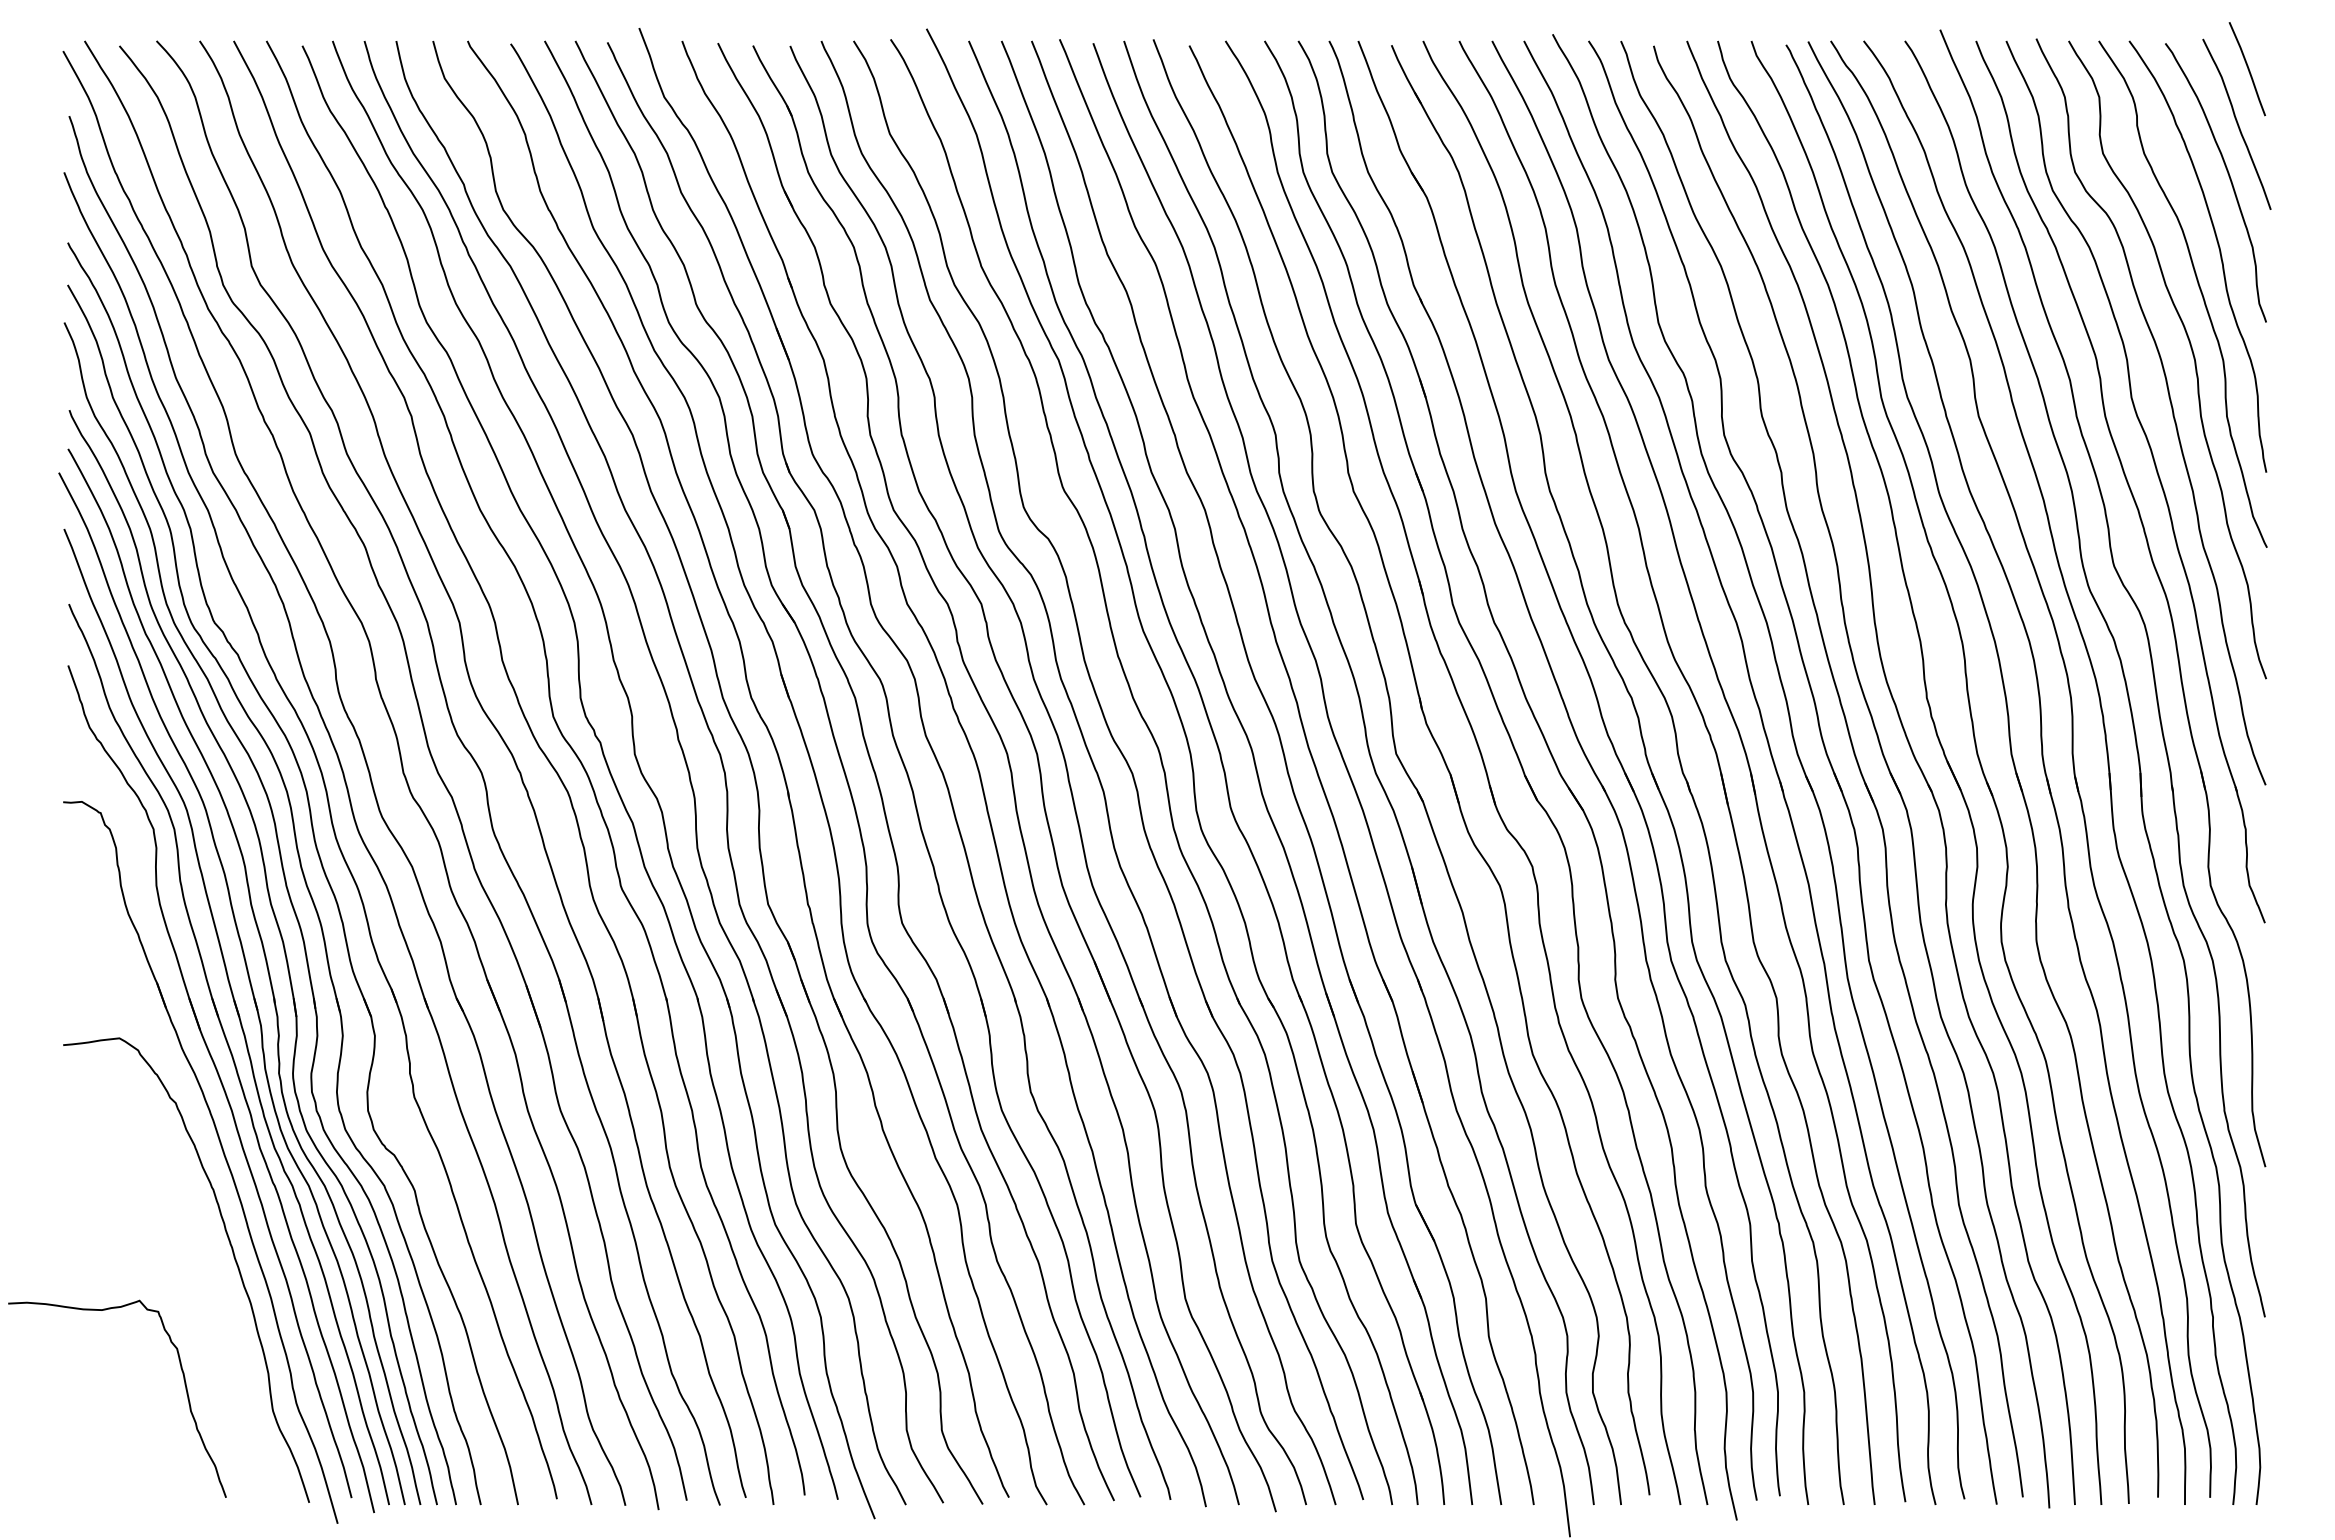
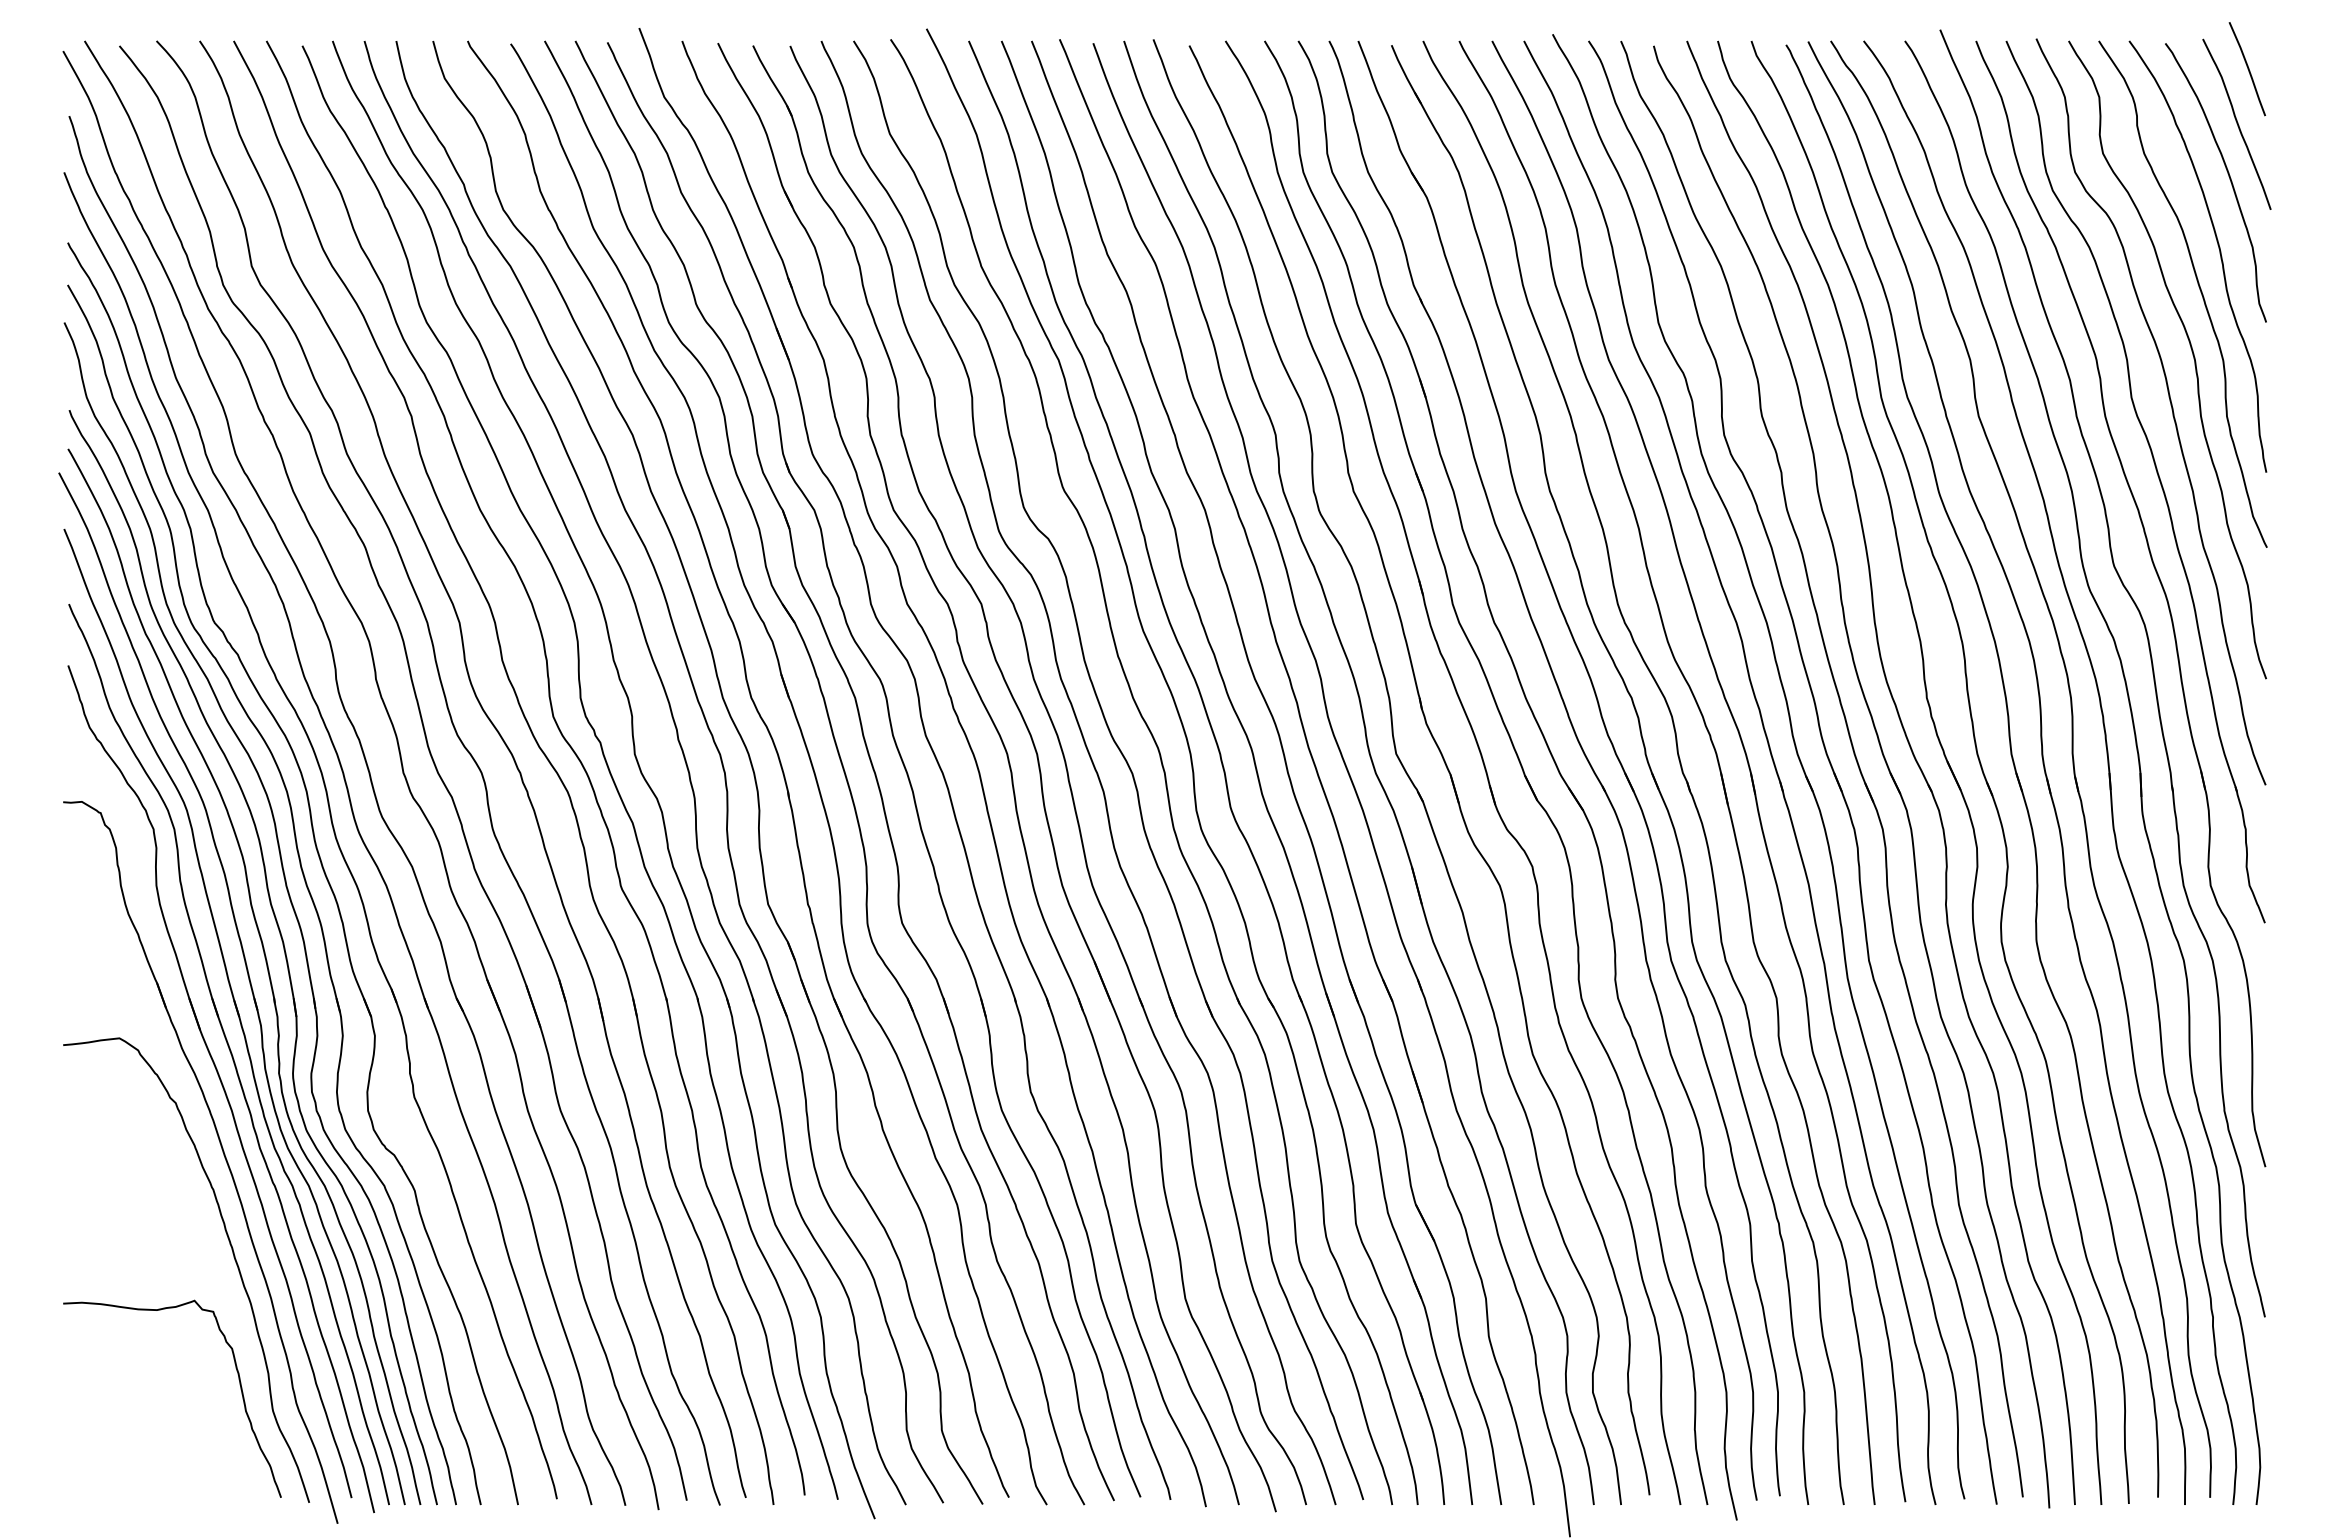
curve position: (184, 1384) -> (239, 1384) (239, 1384)
